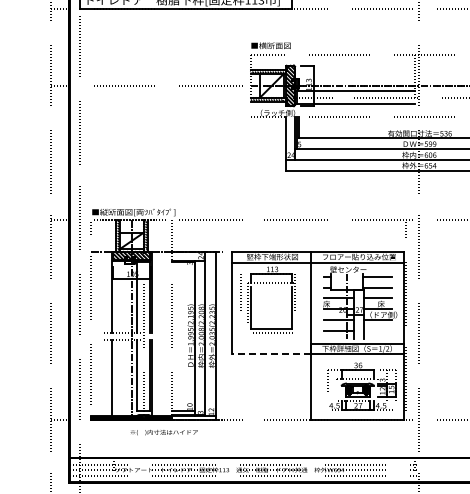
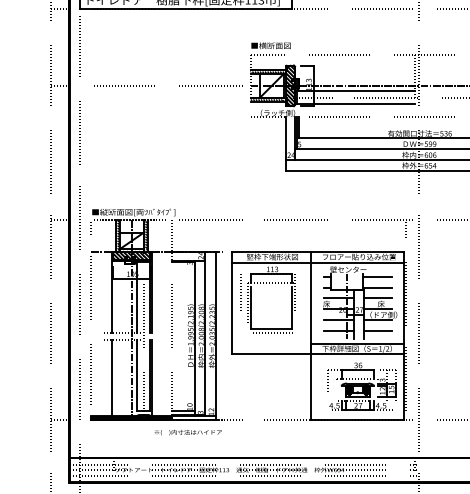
line: none -> present (377, 330)
line: dashed -> solid (271, 354)
text position: (163, 432) -> (187, 432) (187, 432)
